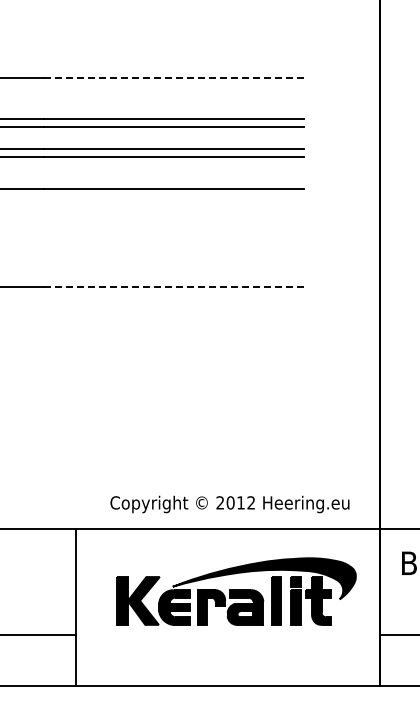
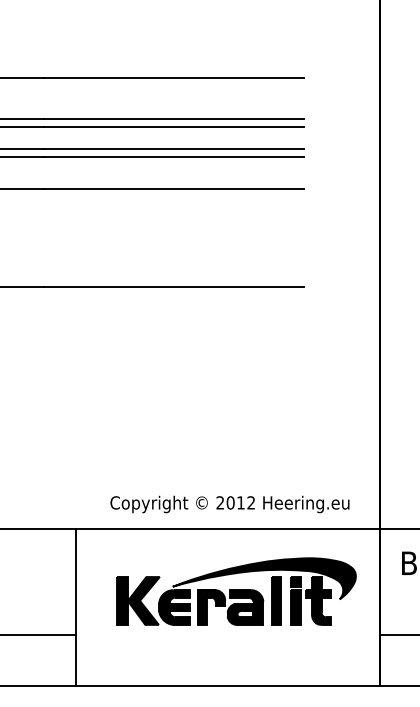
line: dashed -> solid (174, 77)
line: dashed -> solid (174, 287)
